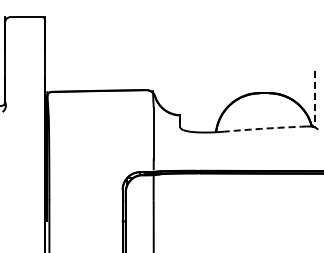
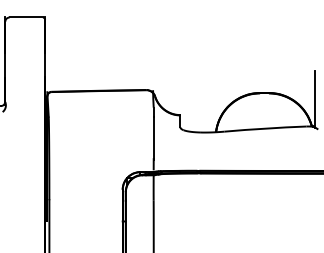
line: dashed -> solid (315, 99)
arc: dashed -> solid (265, 128)
